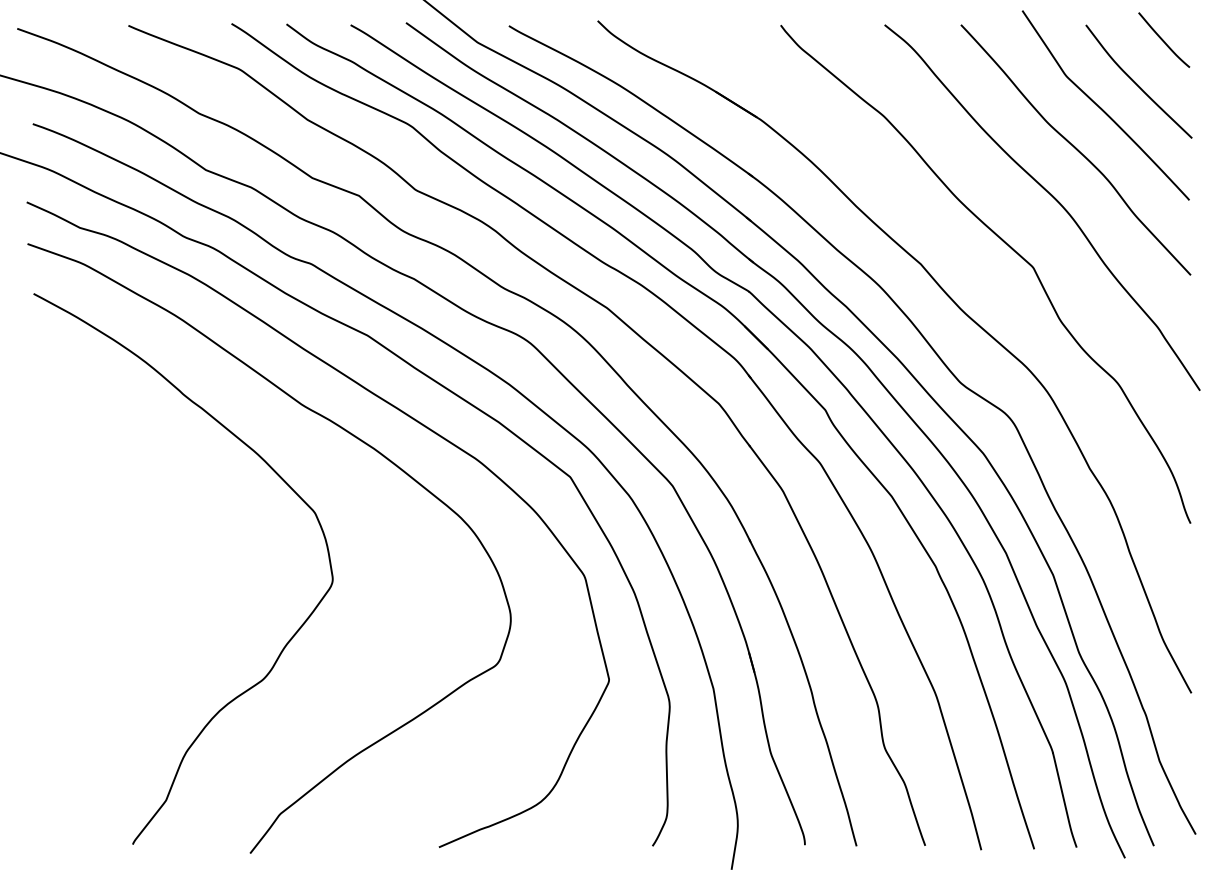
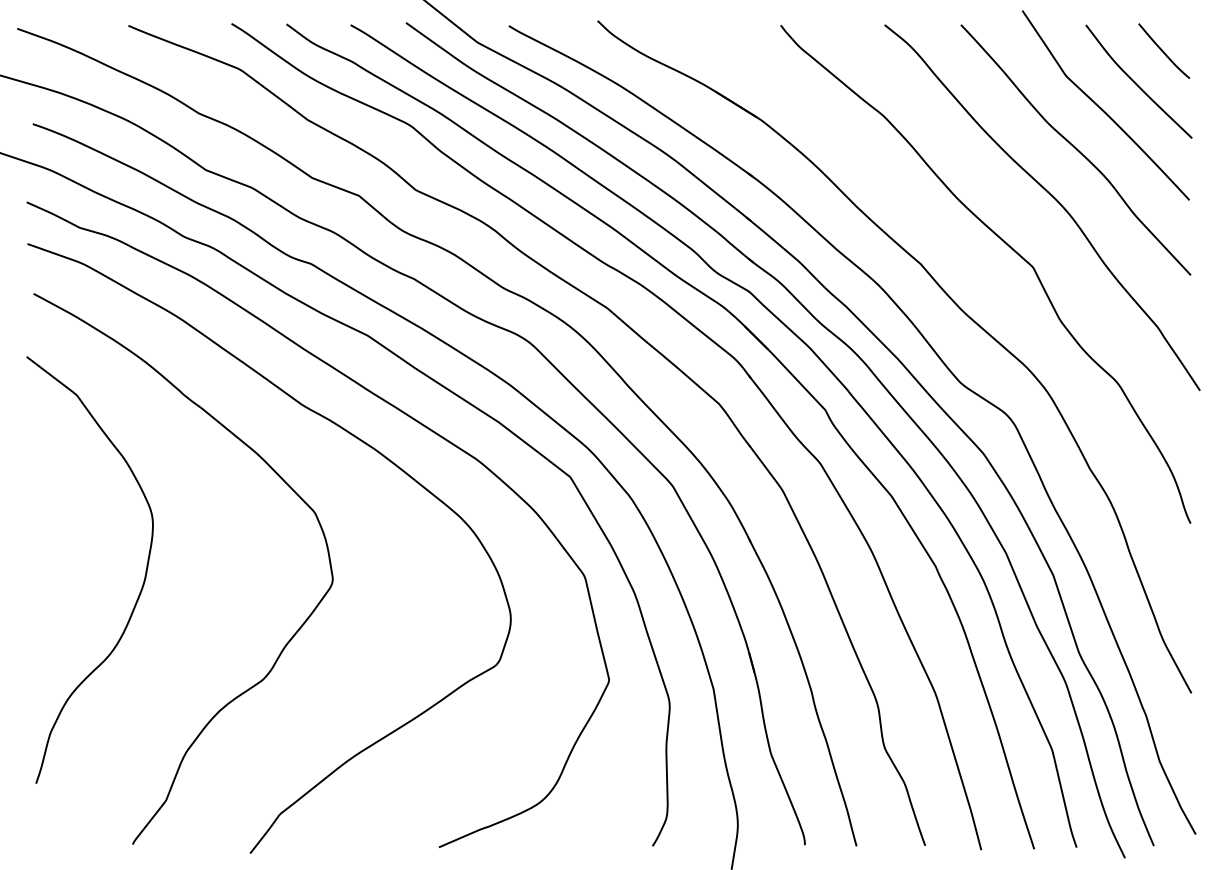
curve position: (1163, 39) -> (1163, 50) (1163, 50)
curve: none -> present (140, 589)
